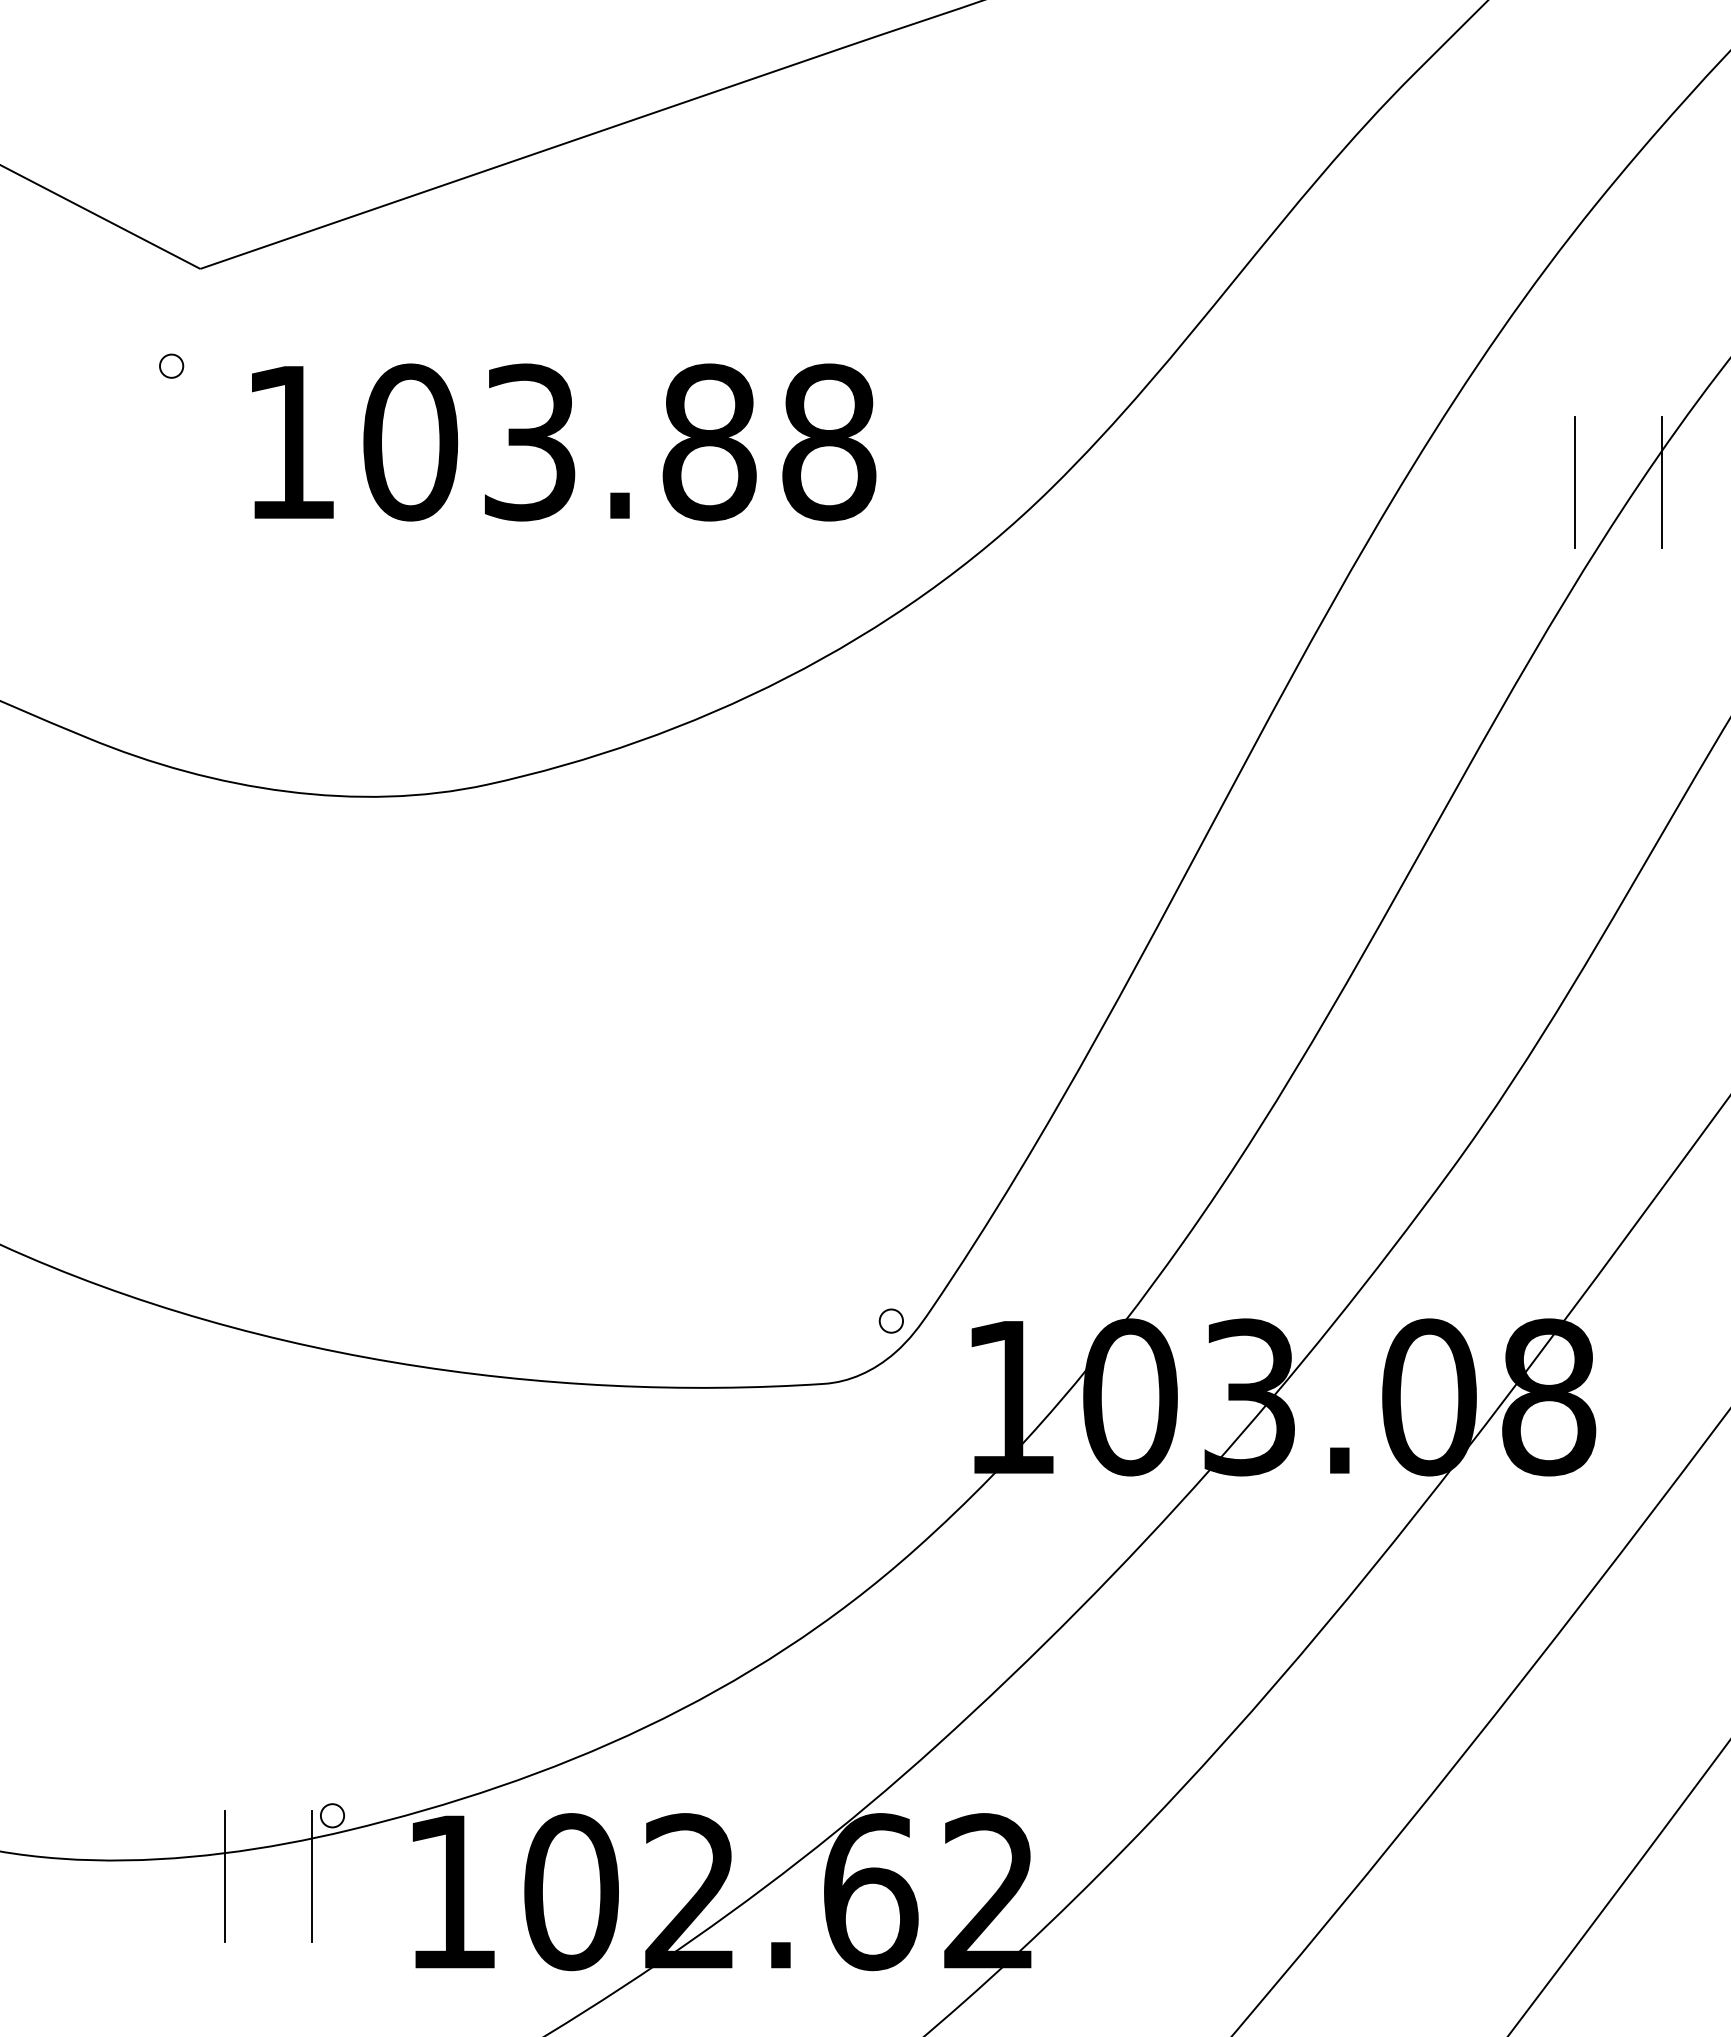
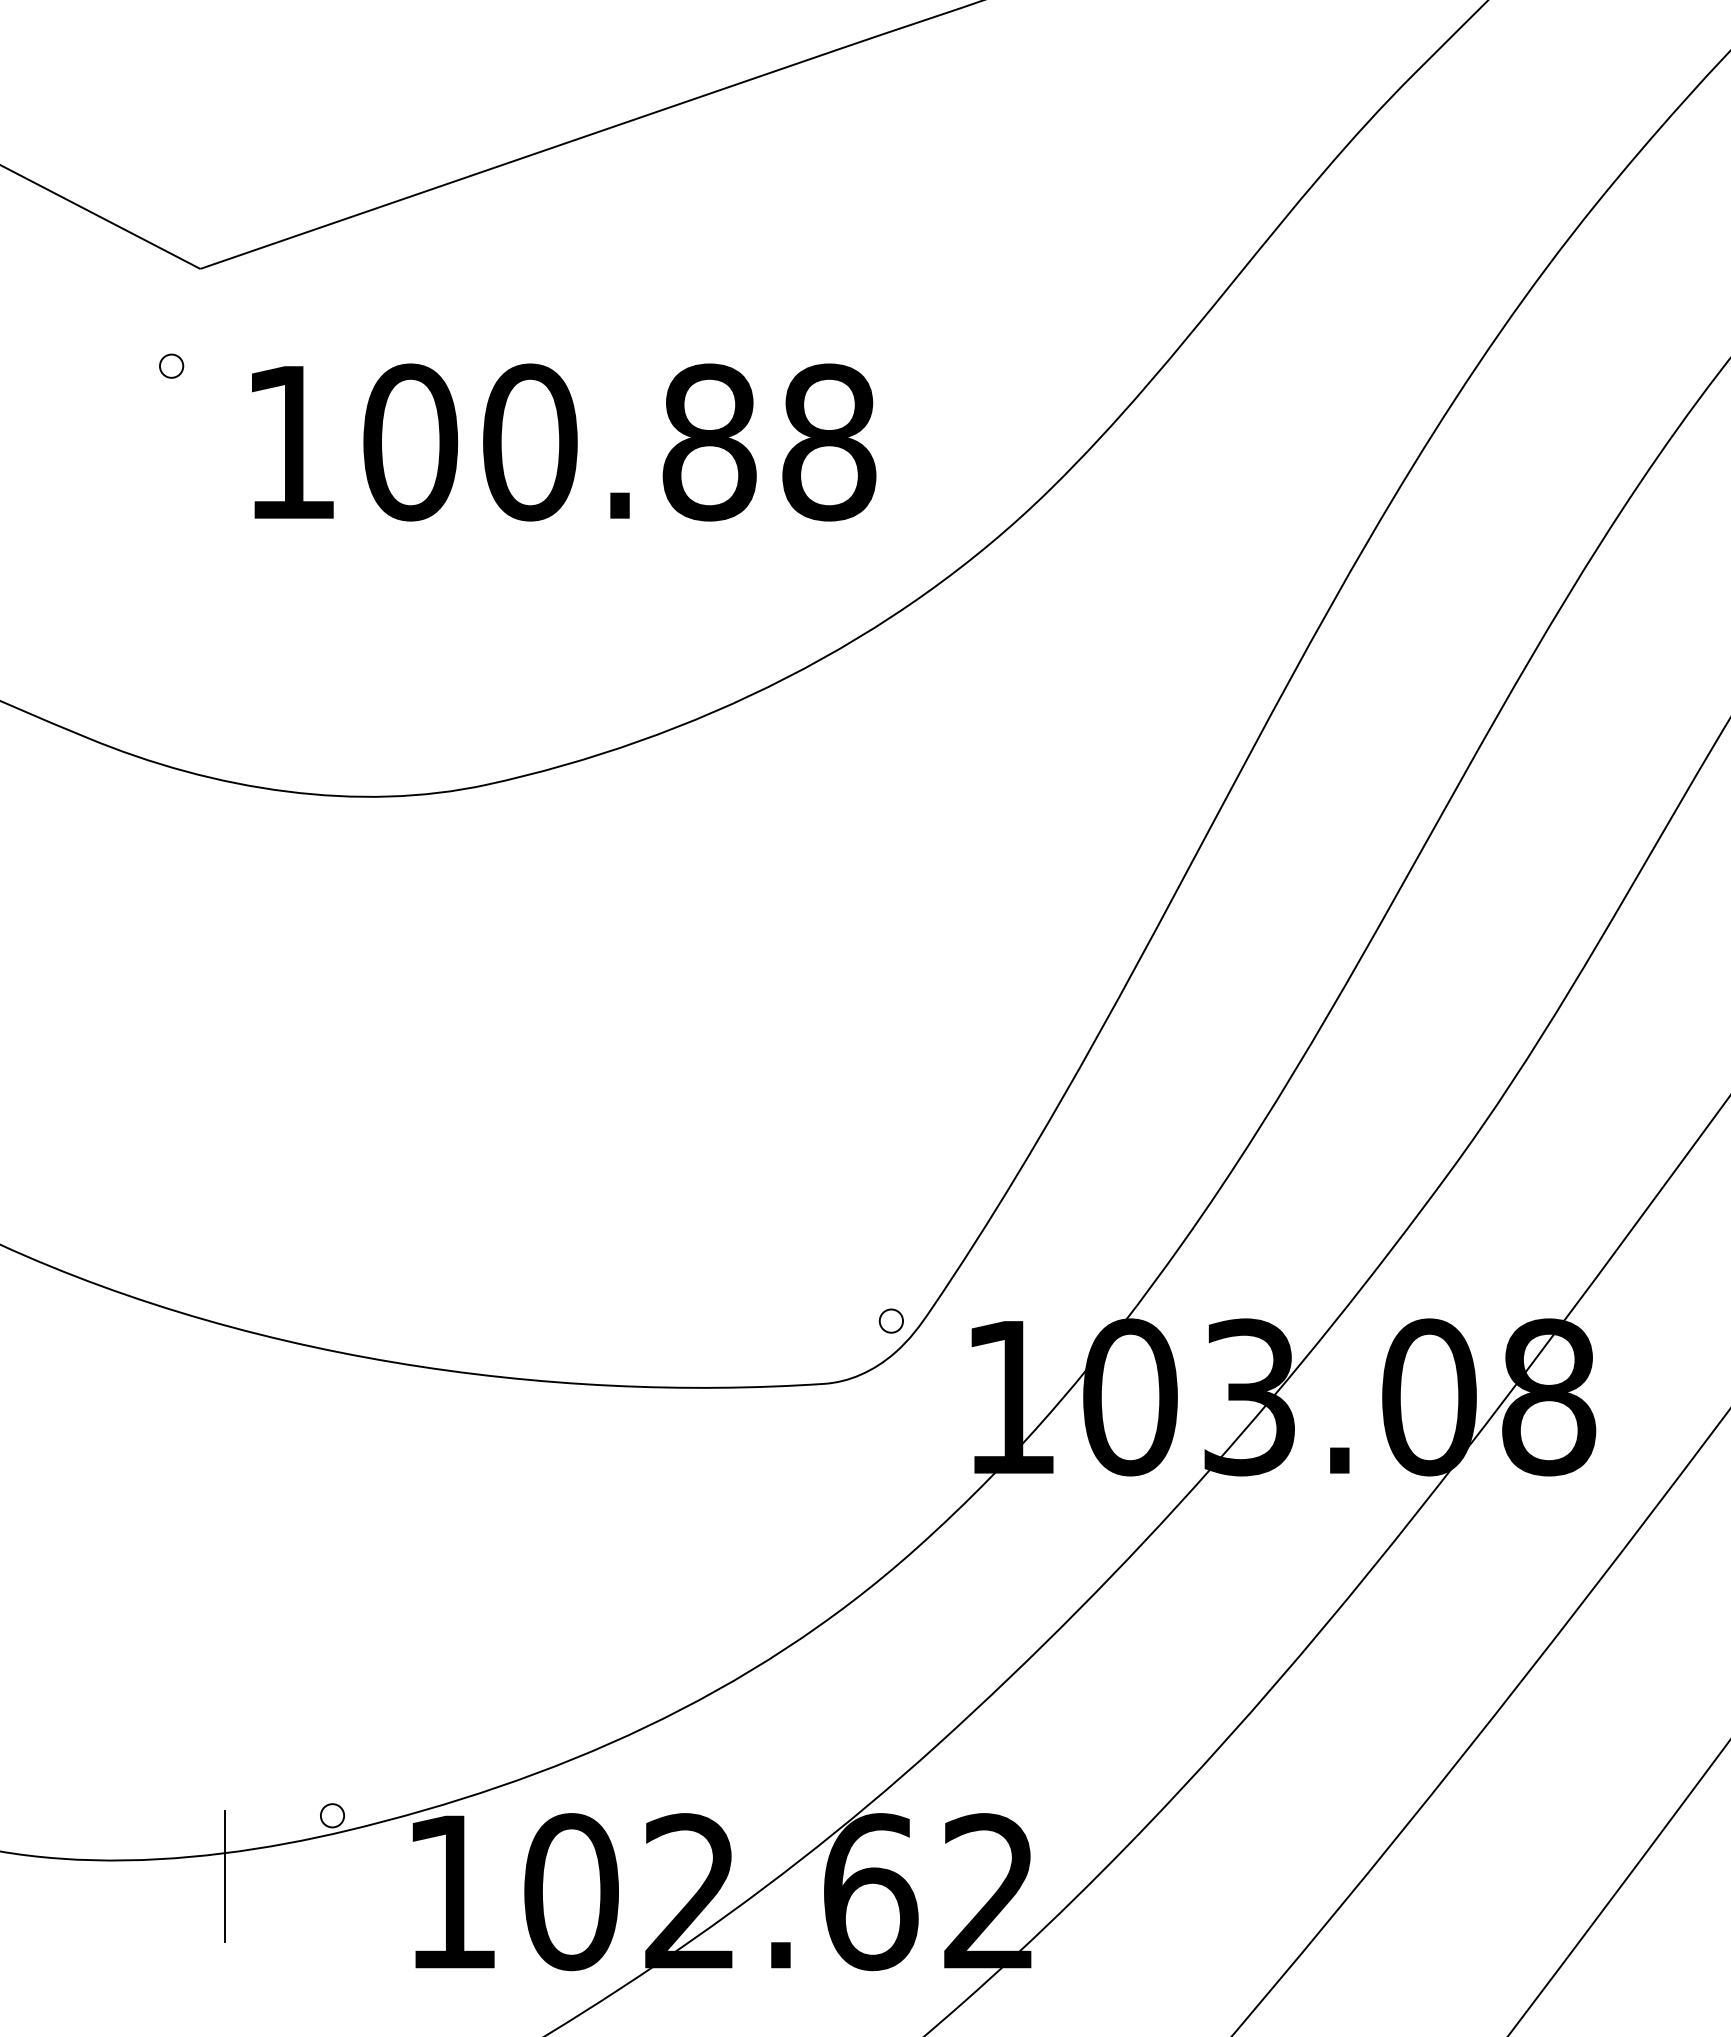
text: 103.88 -> 100.88 (530, 442)
line: present -> none (1574, 482)
line: present -> none (1661, 482)
line: present -> none (312, 1875)
